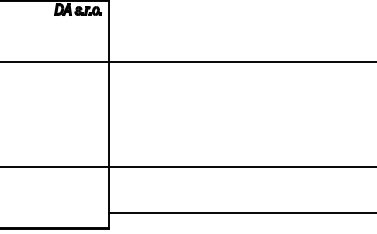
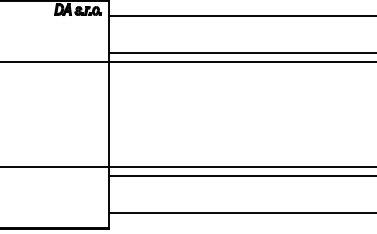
line: none -> present (240, 16)
line: none -> present (240, 52)
line: none -> present (240, 176)
